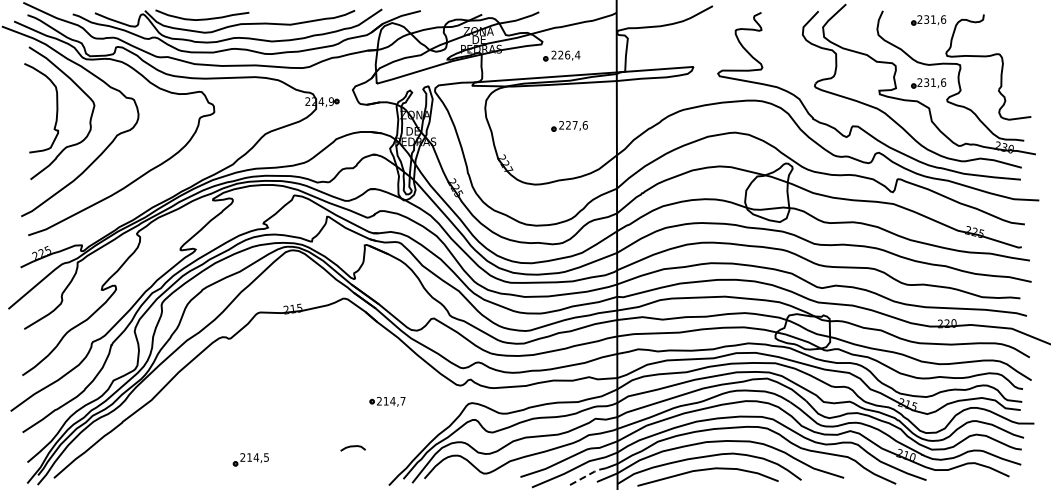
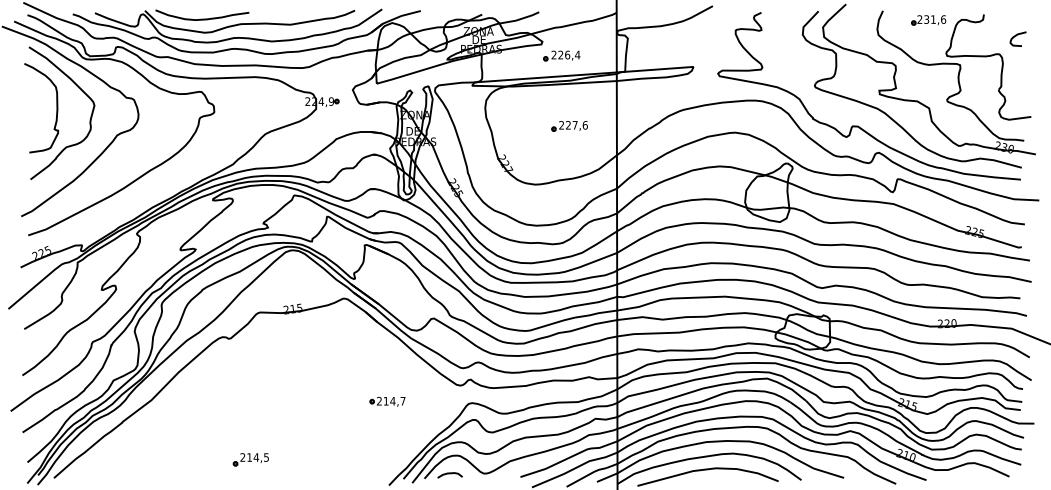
curve: none -> present (1016, 36)
part: present -> none (928, 83)
curve position: (352, 447) -> (449, 474) (449, 474)
line: dashed -> solid (586, 475)
